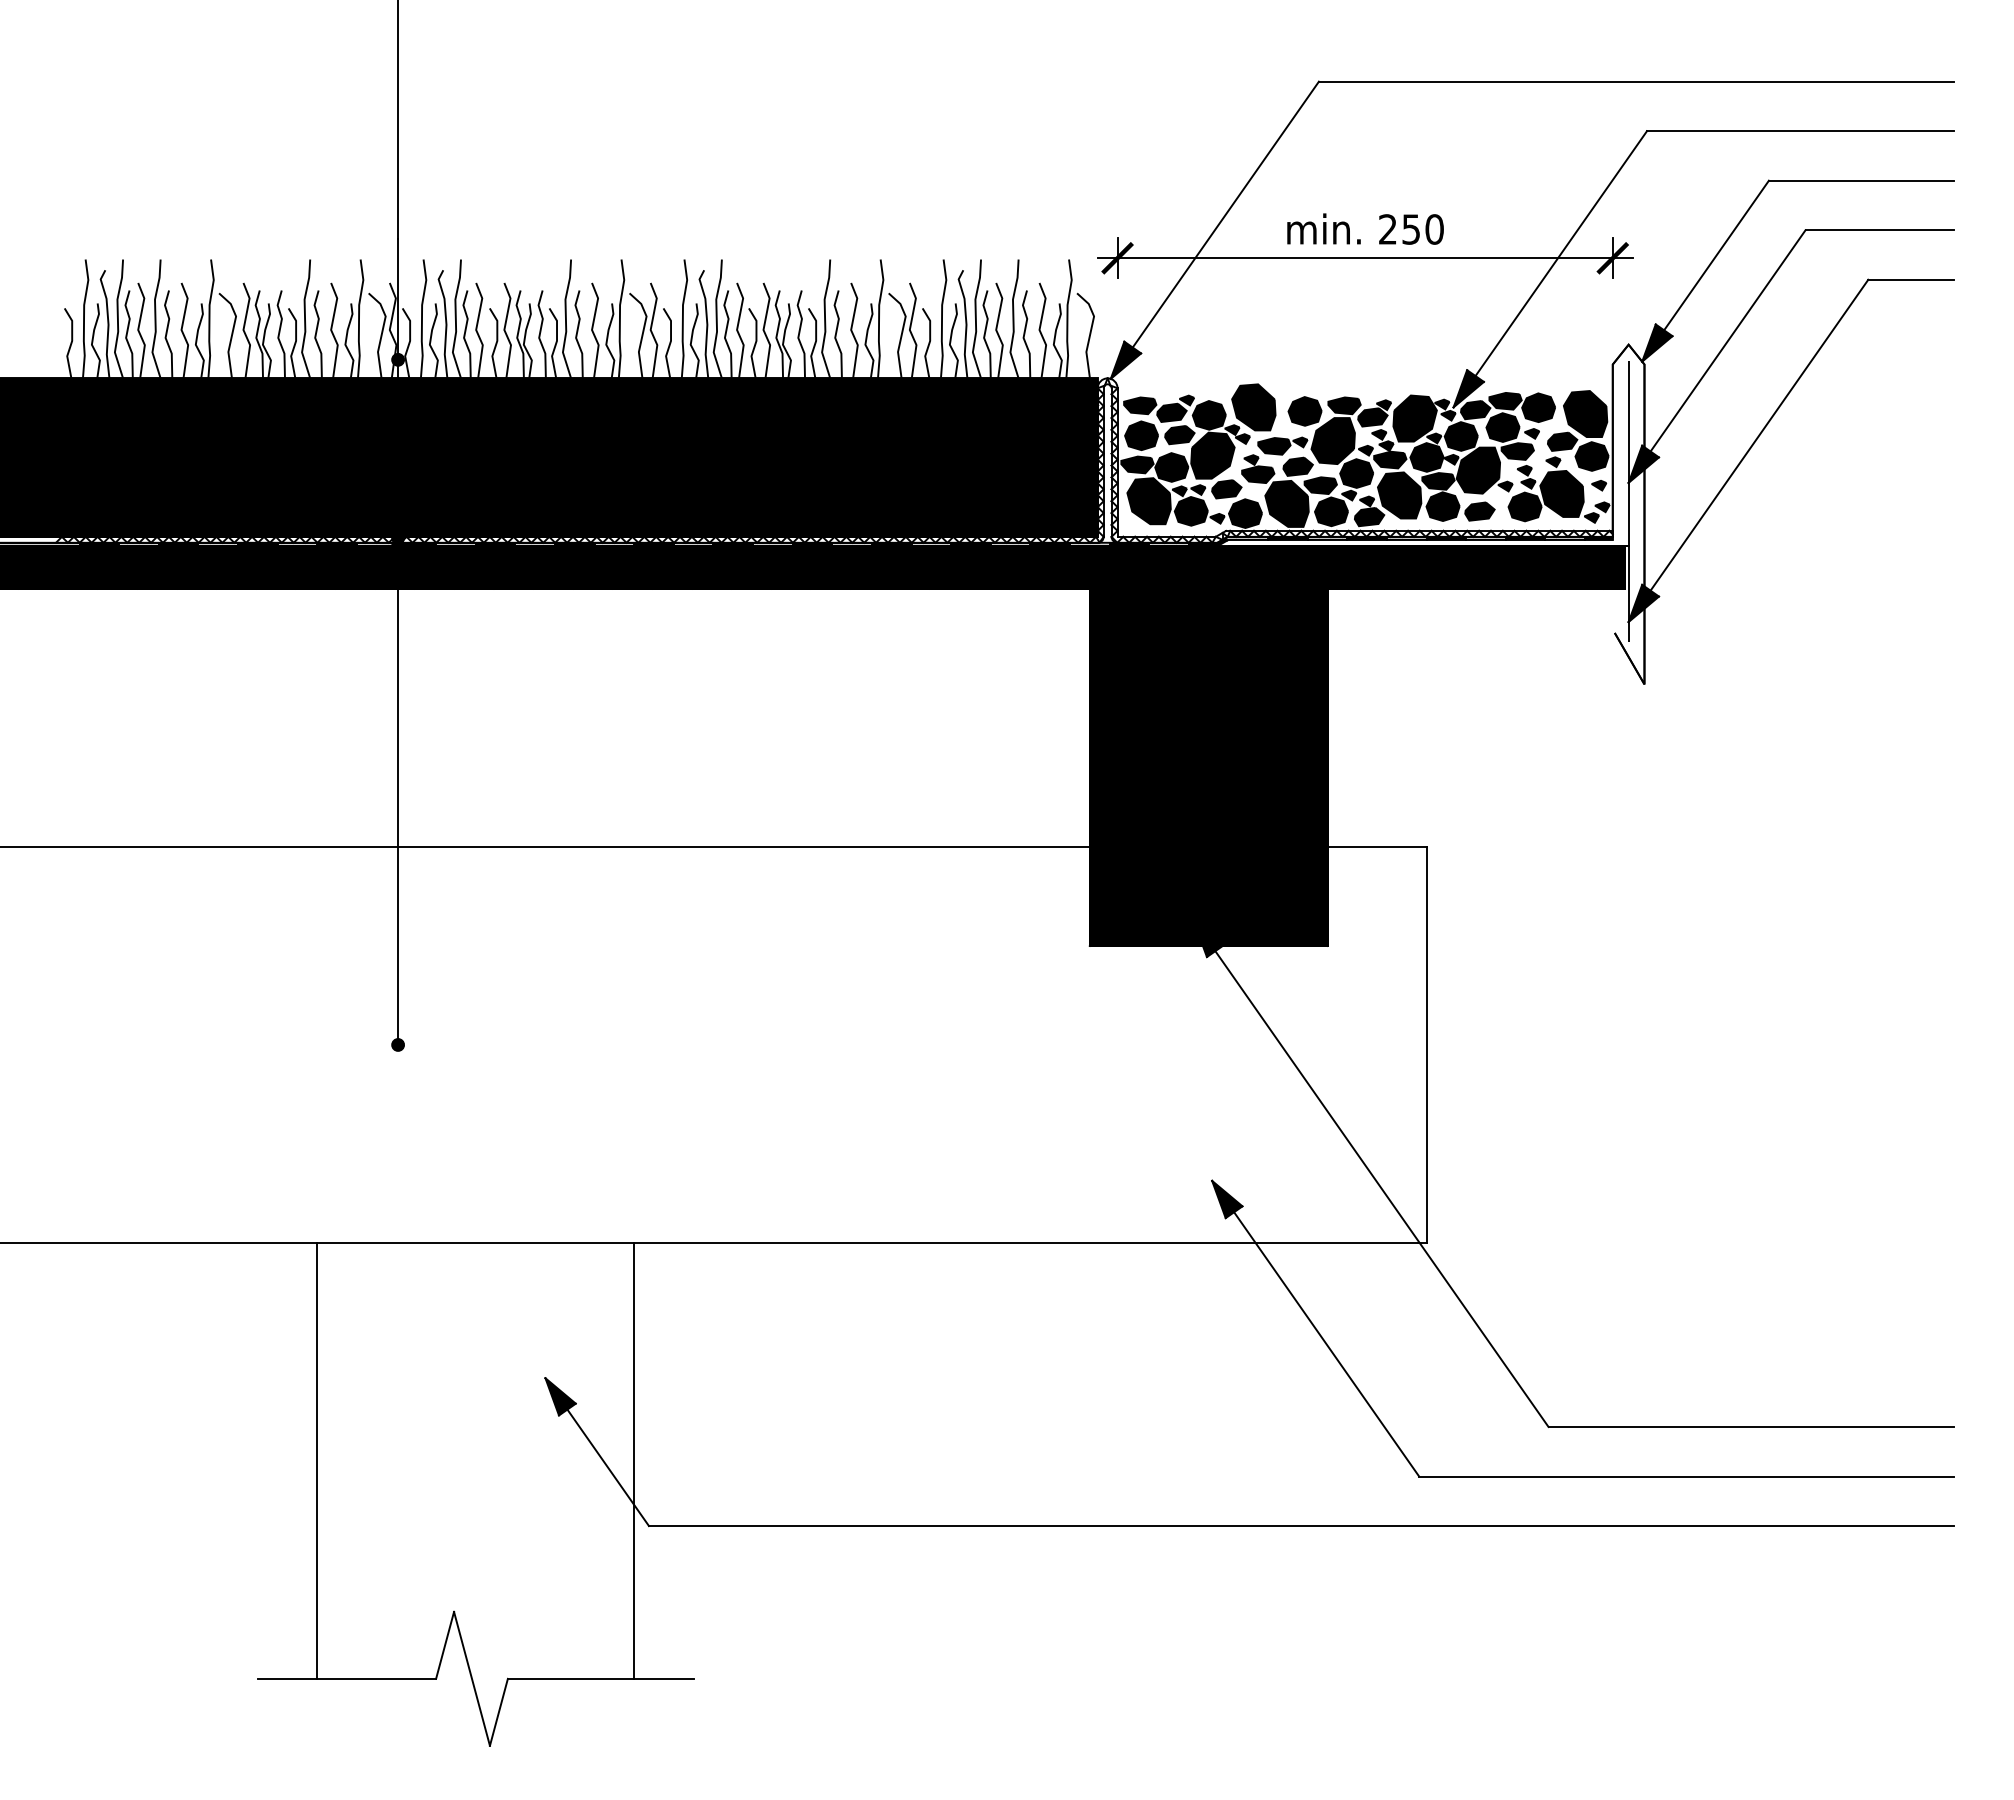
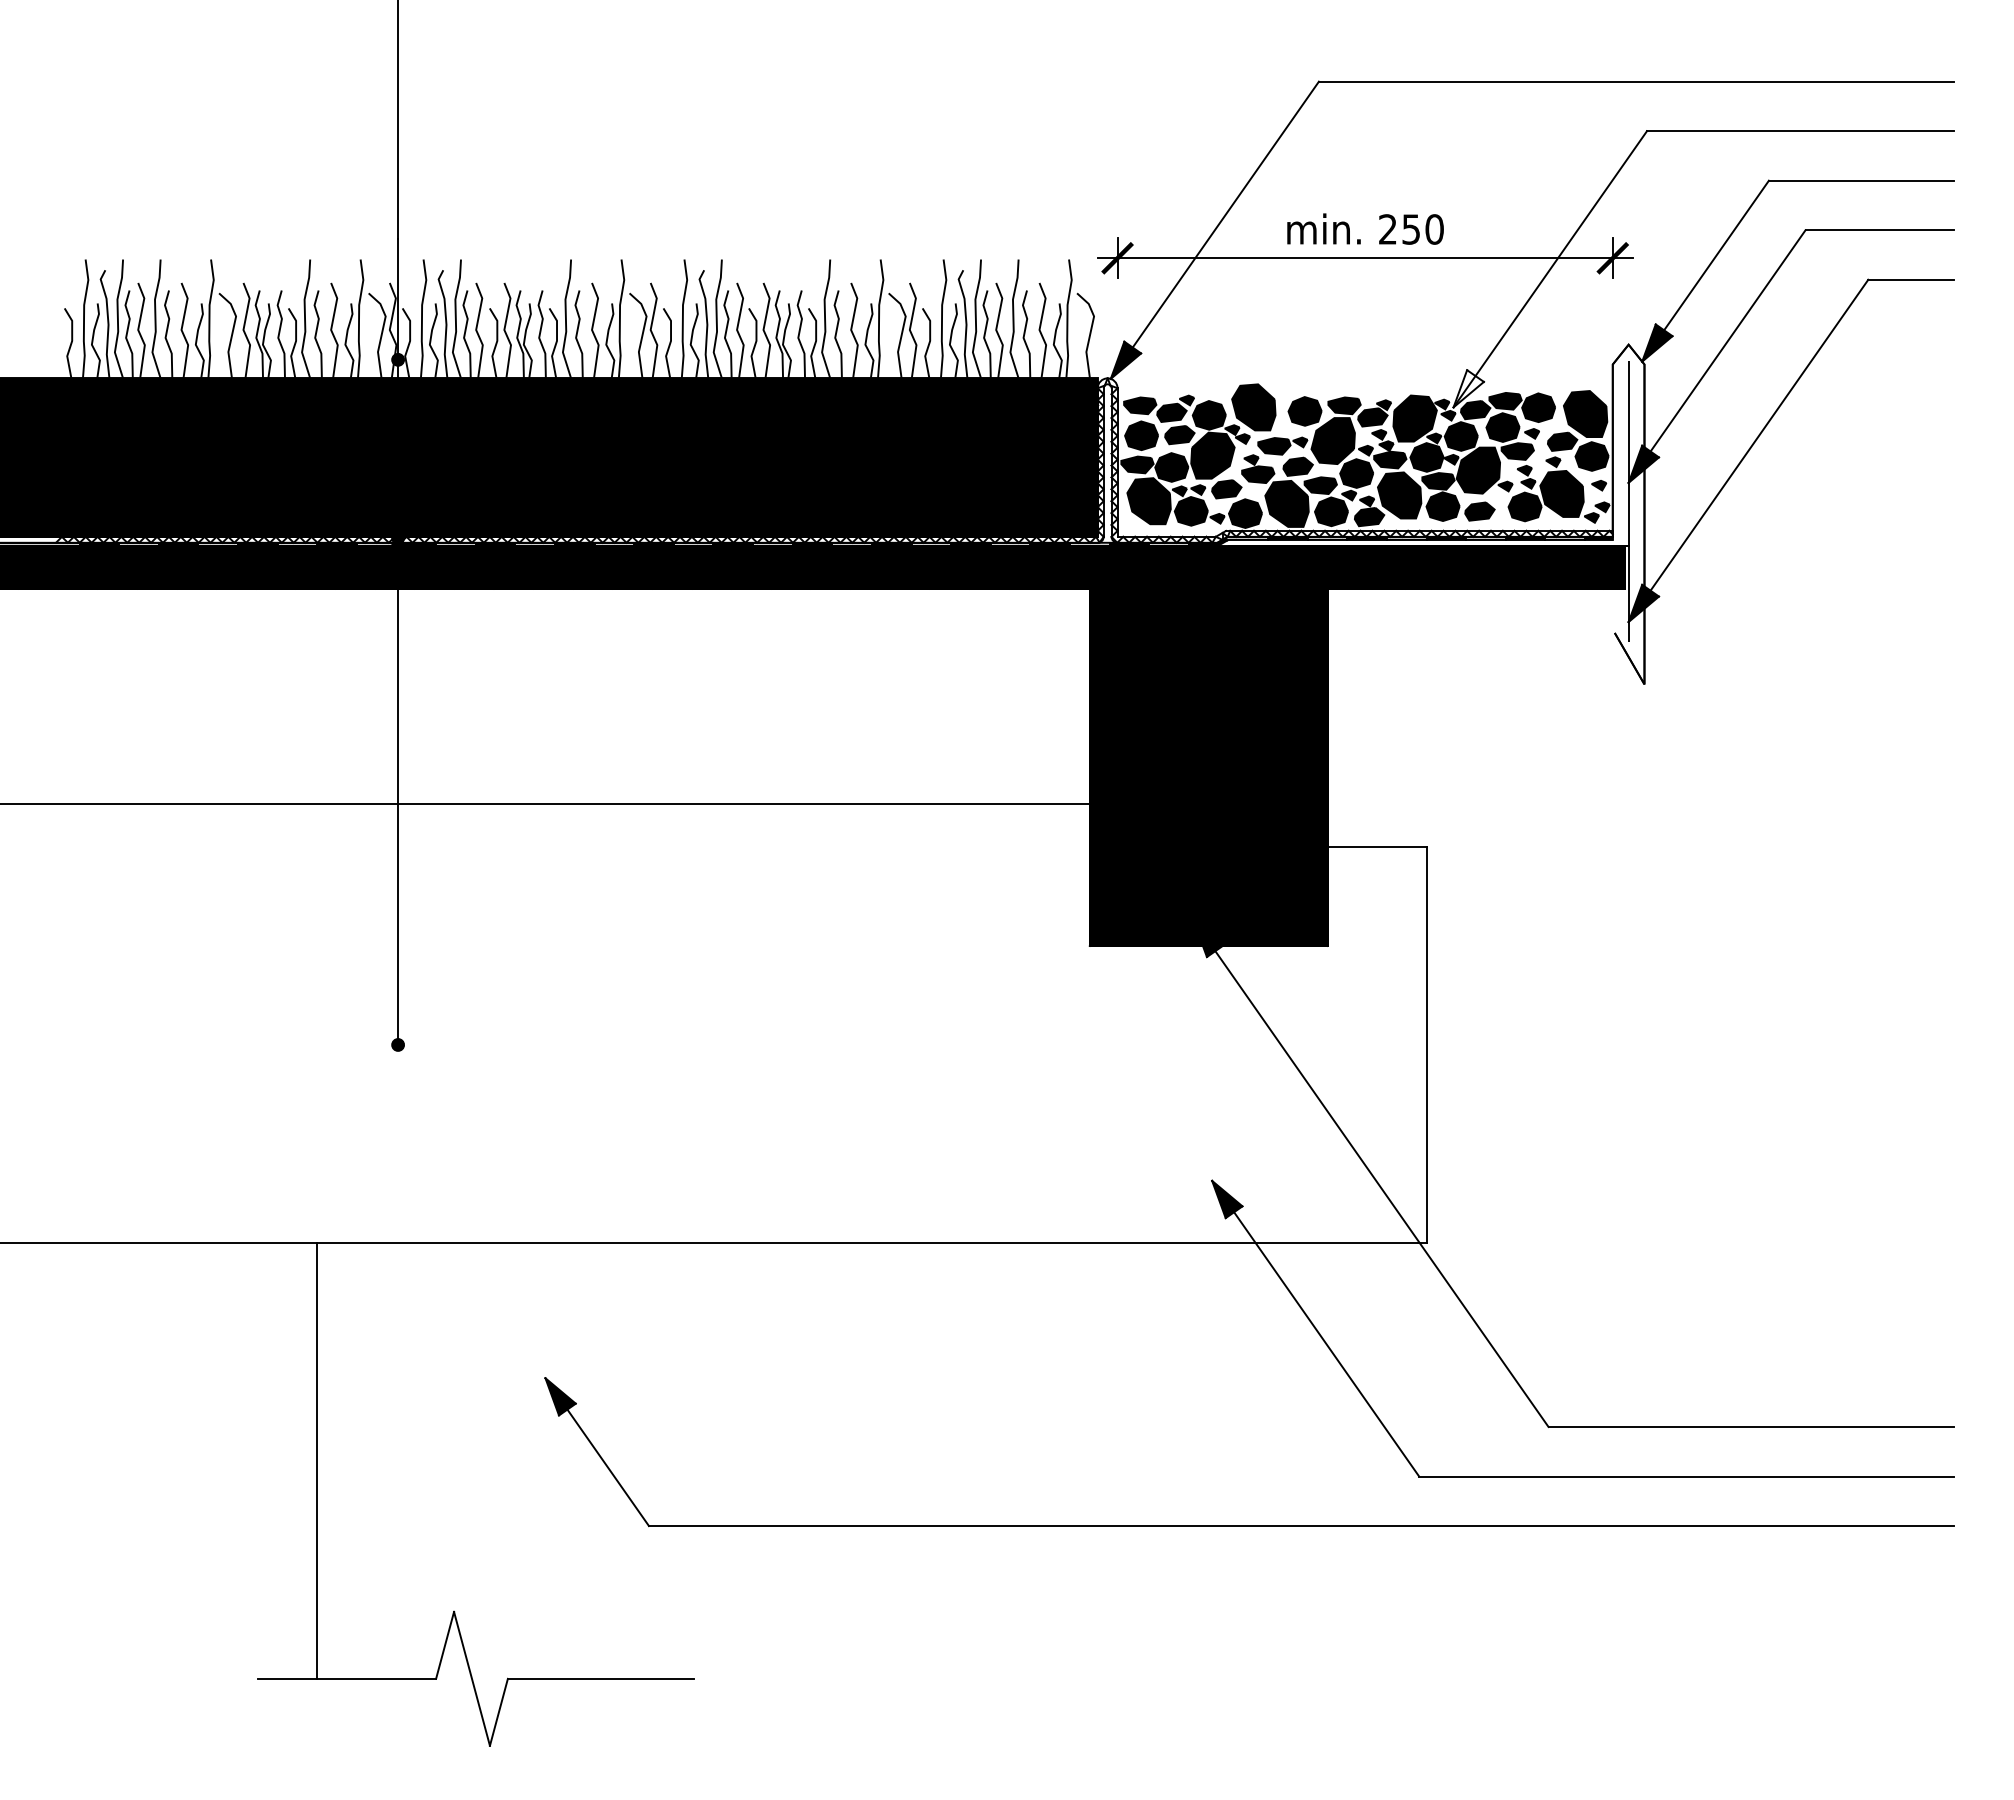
fill: present -> none (1468, 388)
line position: (545, 846) -> (545, 803) (545, 803)
line: present -> none (634, 1460)
